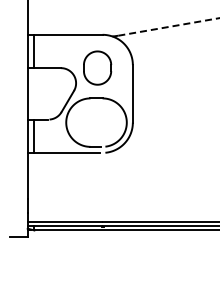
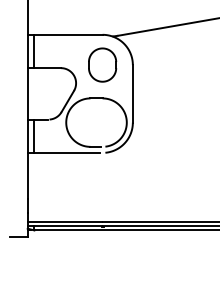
line: dashed -> solid (169, 26)
part position: (97, 67) -> (102, 64) (102, 64)
